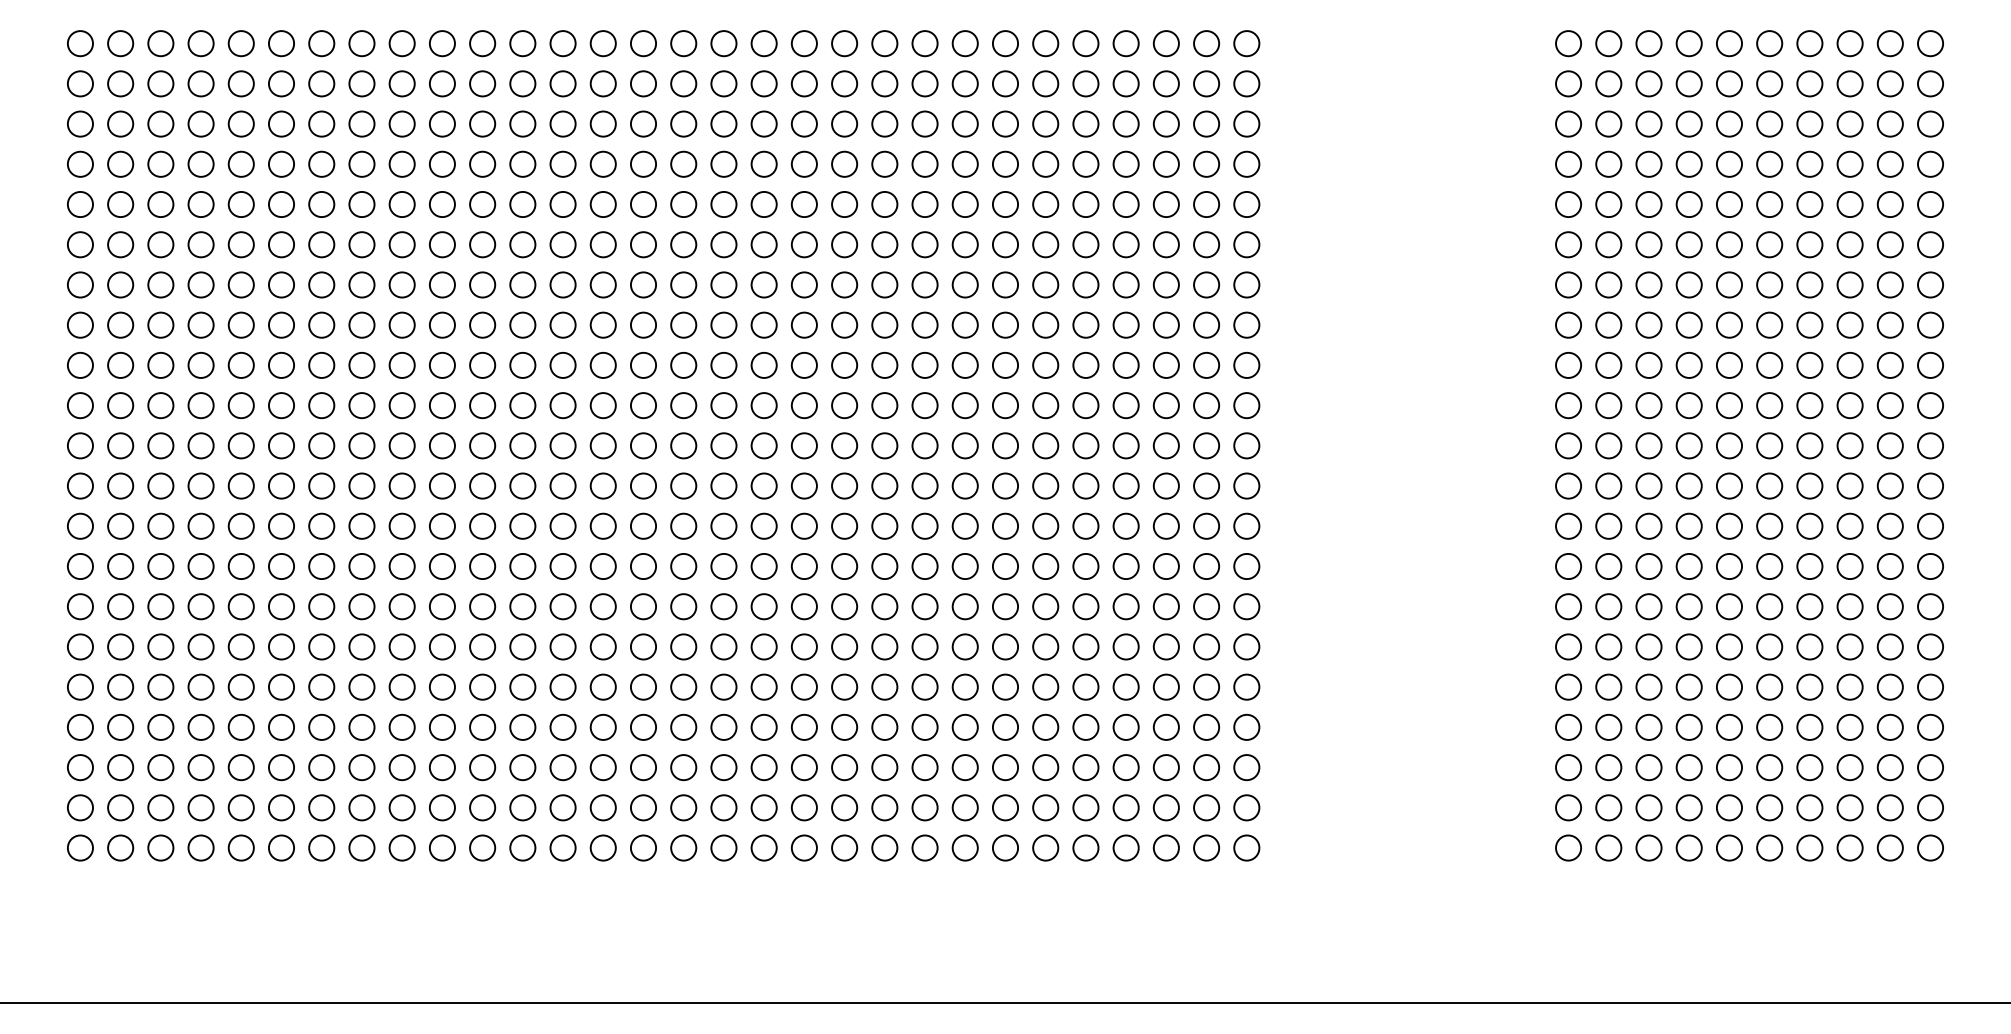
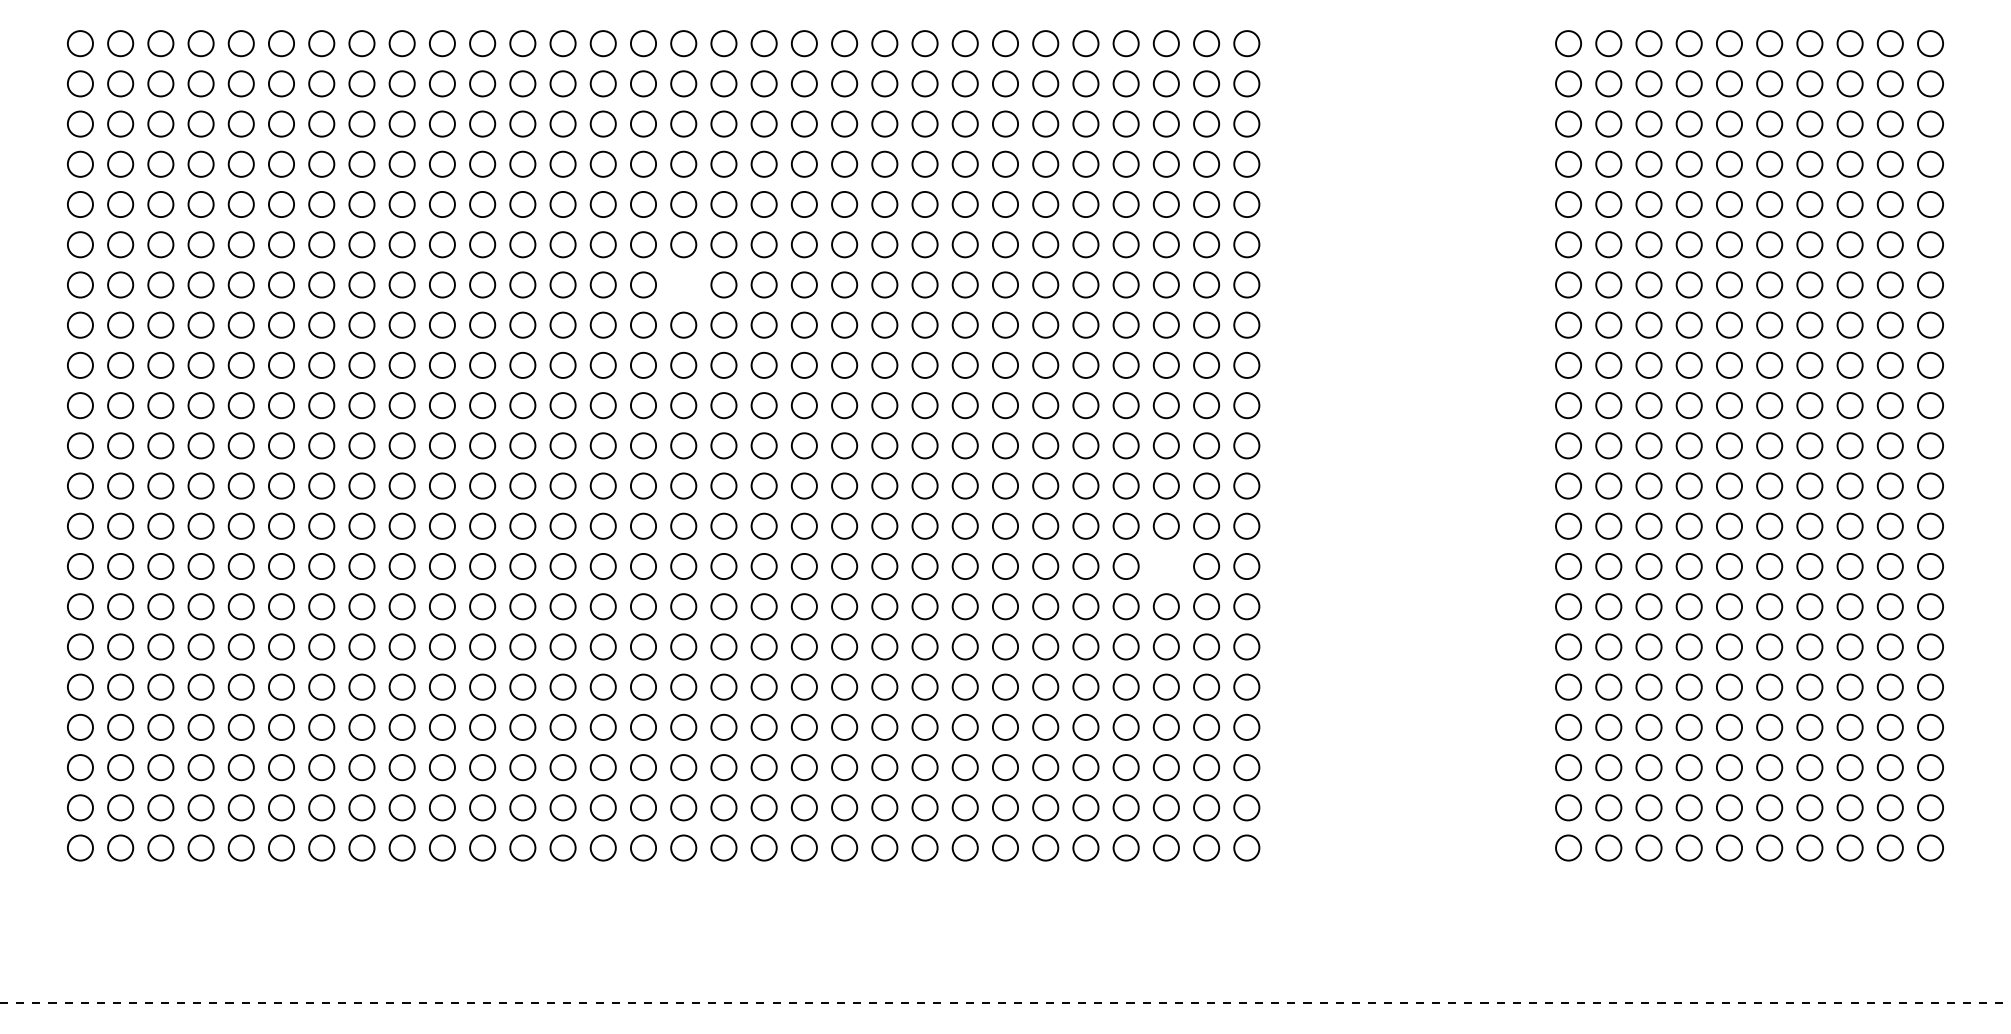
circle: present -> none (683, 284)
circle: present -> none (1165, 566)
line: solid -> dashed (1006, 1002)
